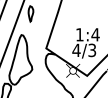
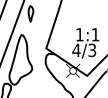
text: 1:4 -> 1:1 (95, 34)
